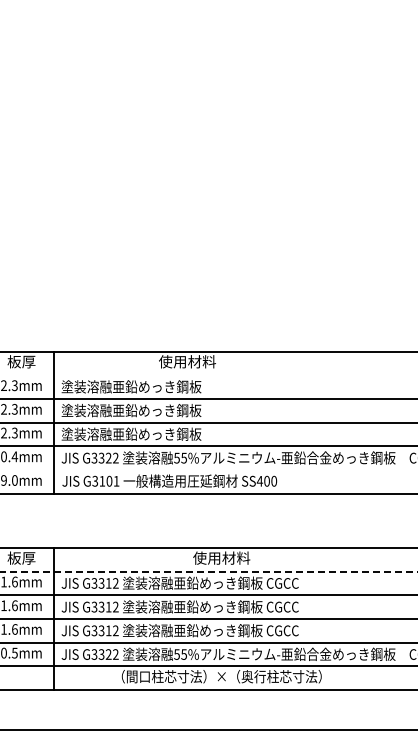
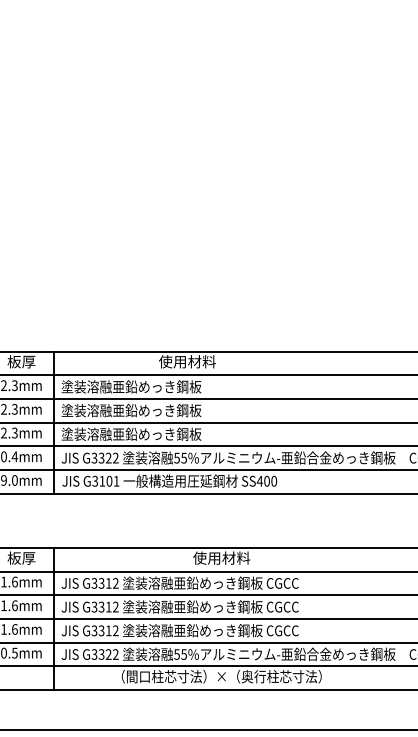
line: none -> present (208, 375)
line: none -> present (208, 470)
line: dashed -> solid (209, 571)
